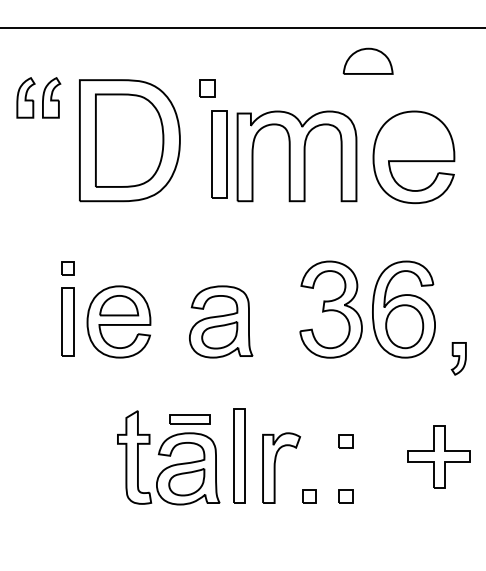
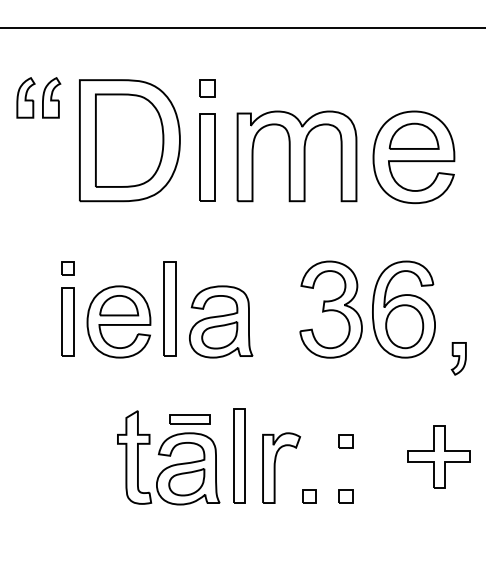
part position: (367, 60) -> (413, 135) (413, 135)
part position: (219, 154) -> (207, 157) (207, 157)
part: none -> present (169, 308)
